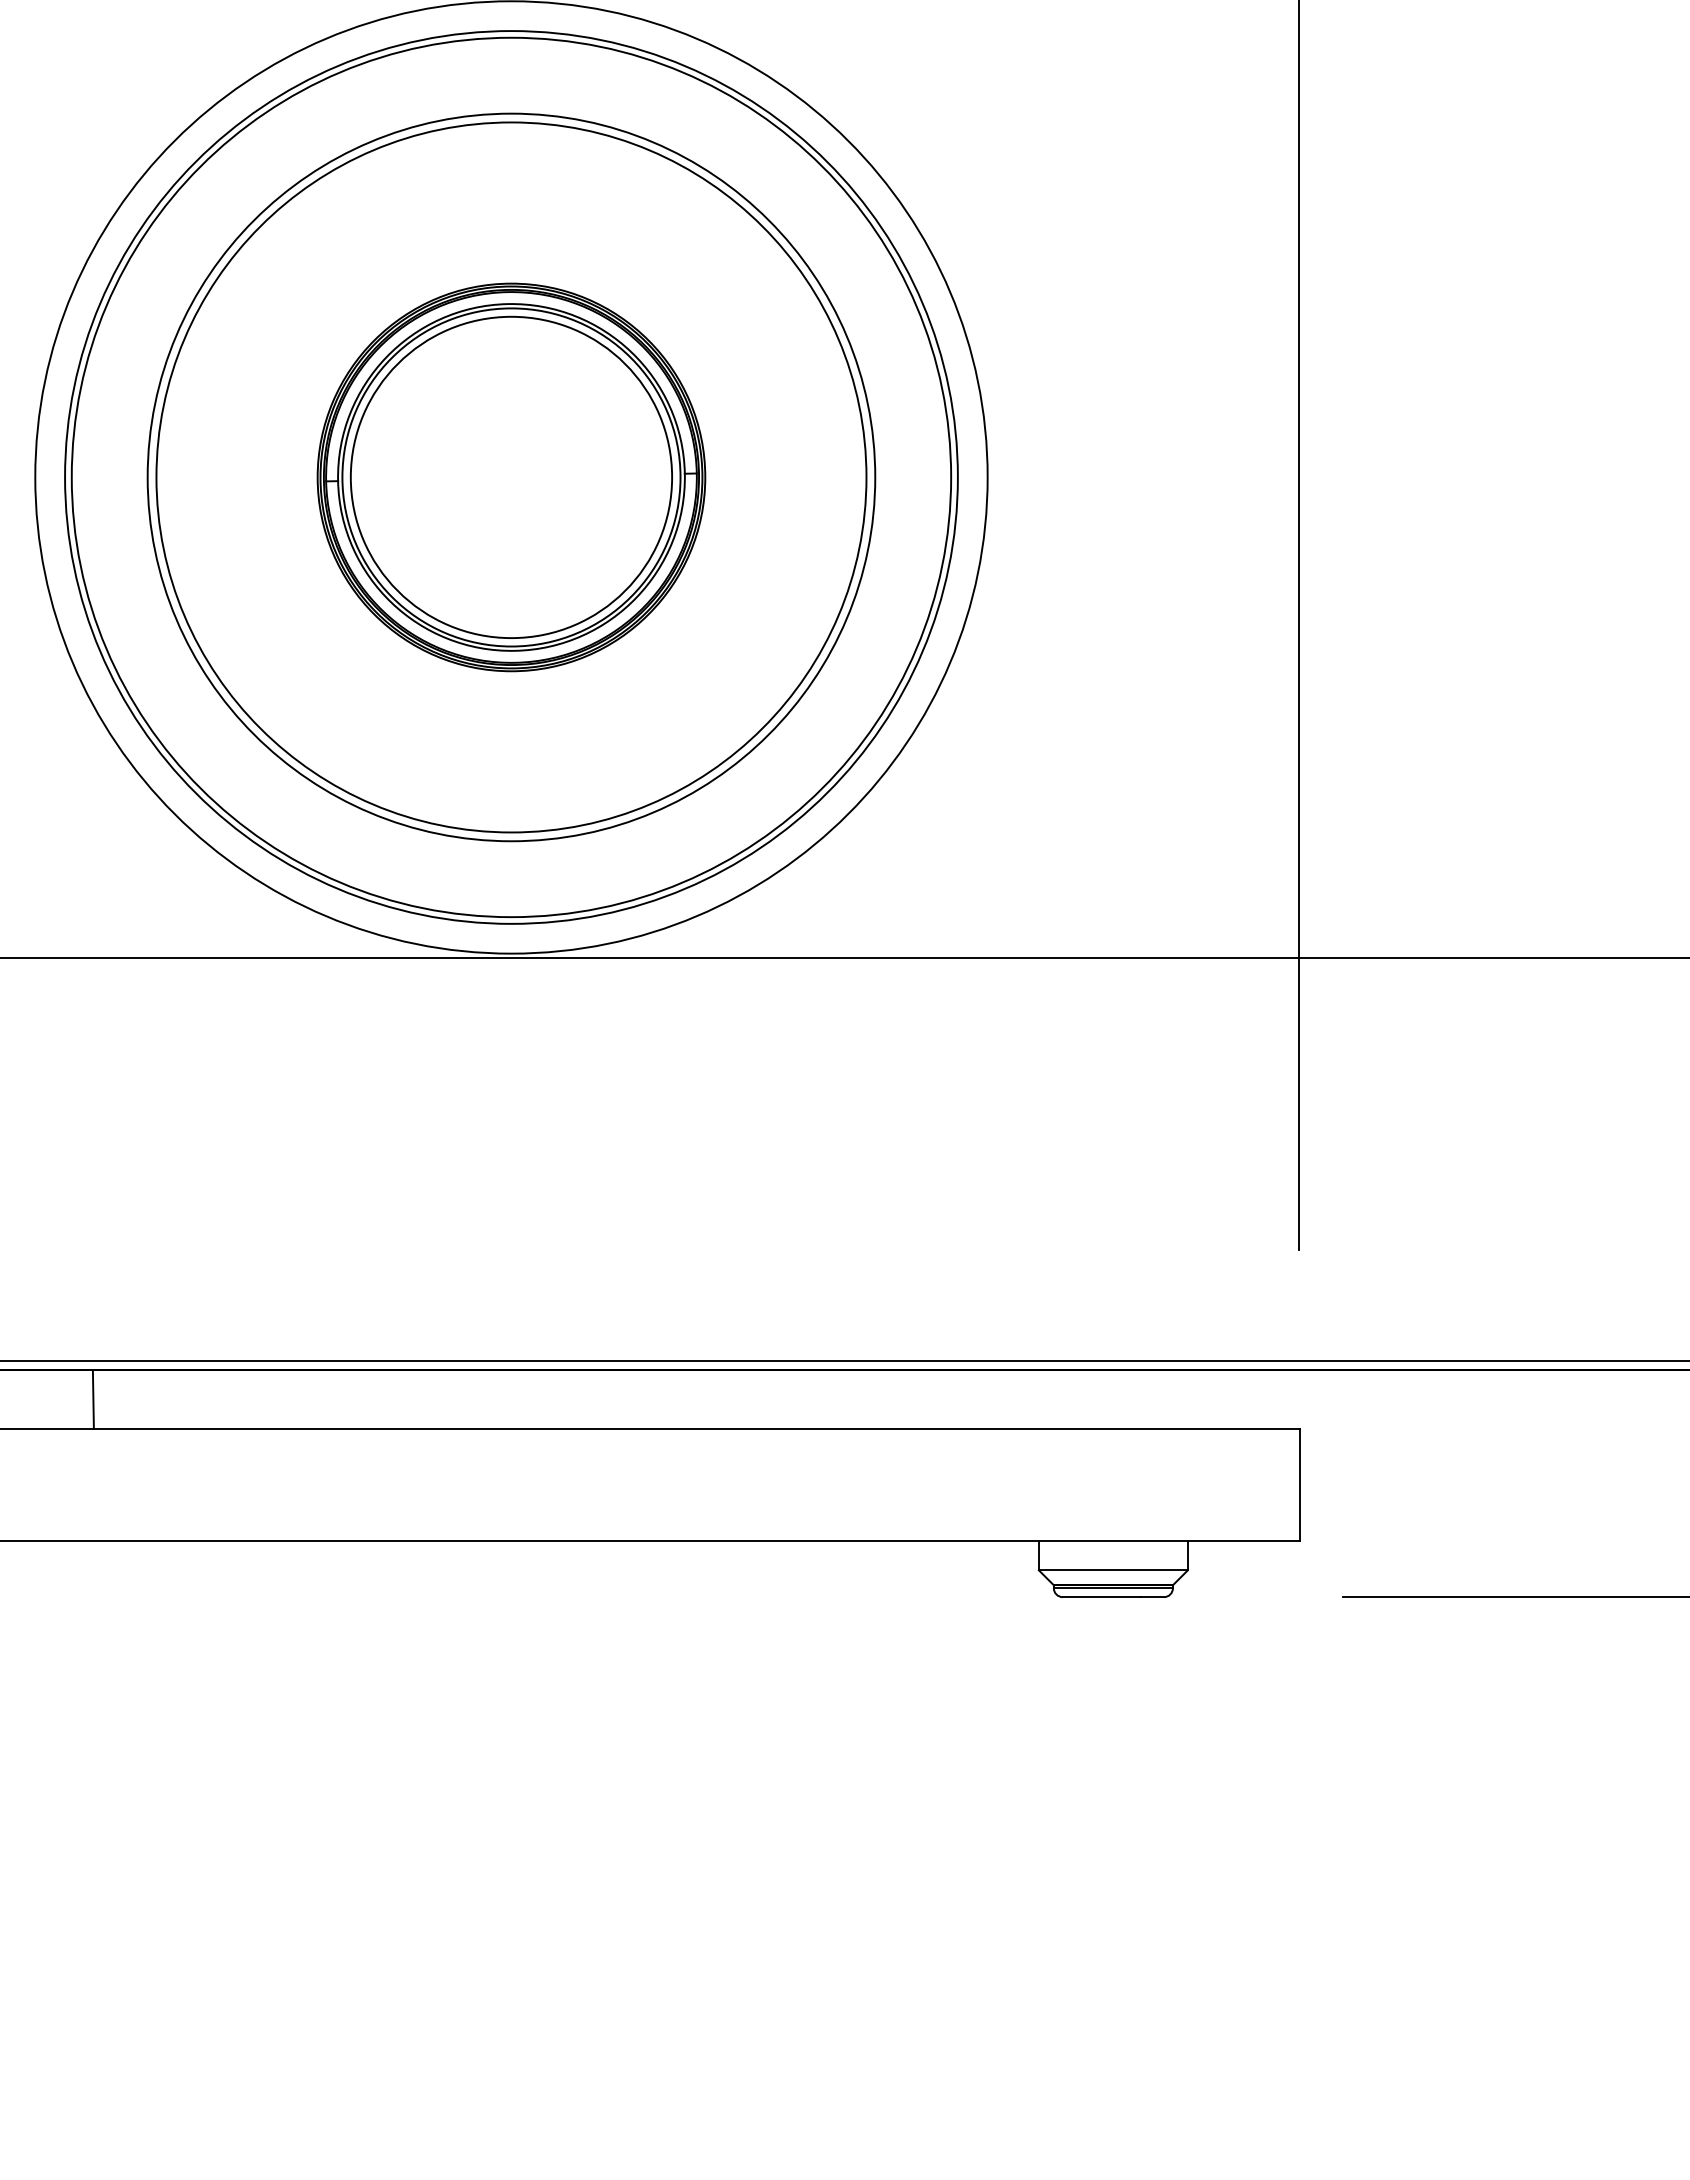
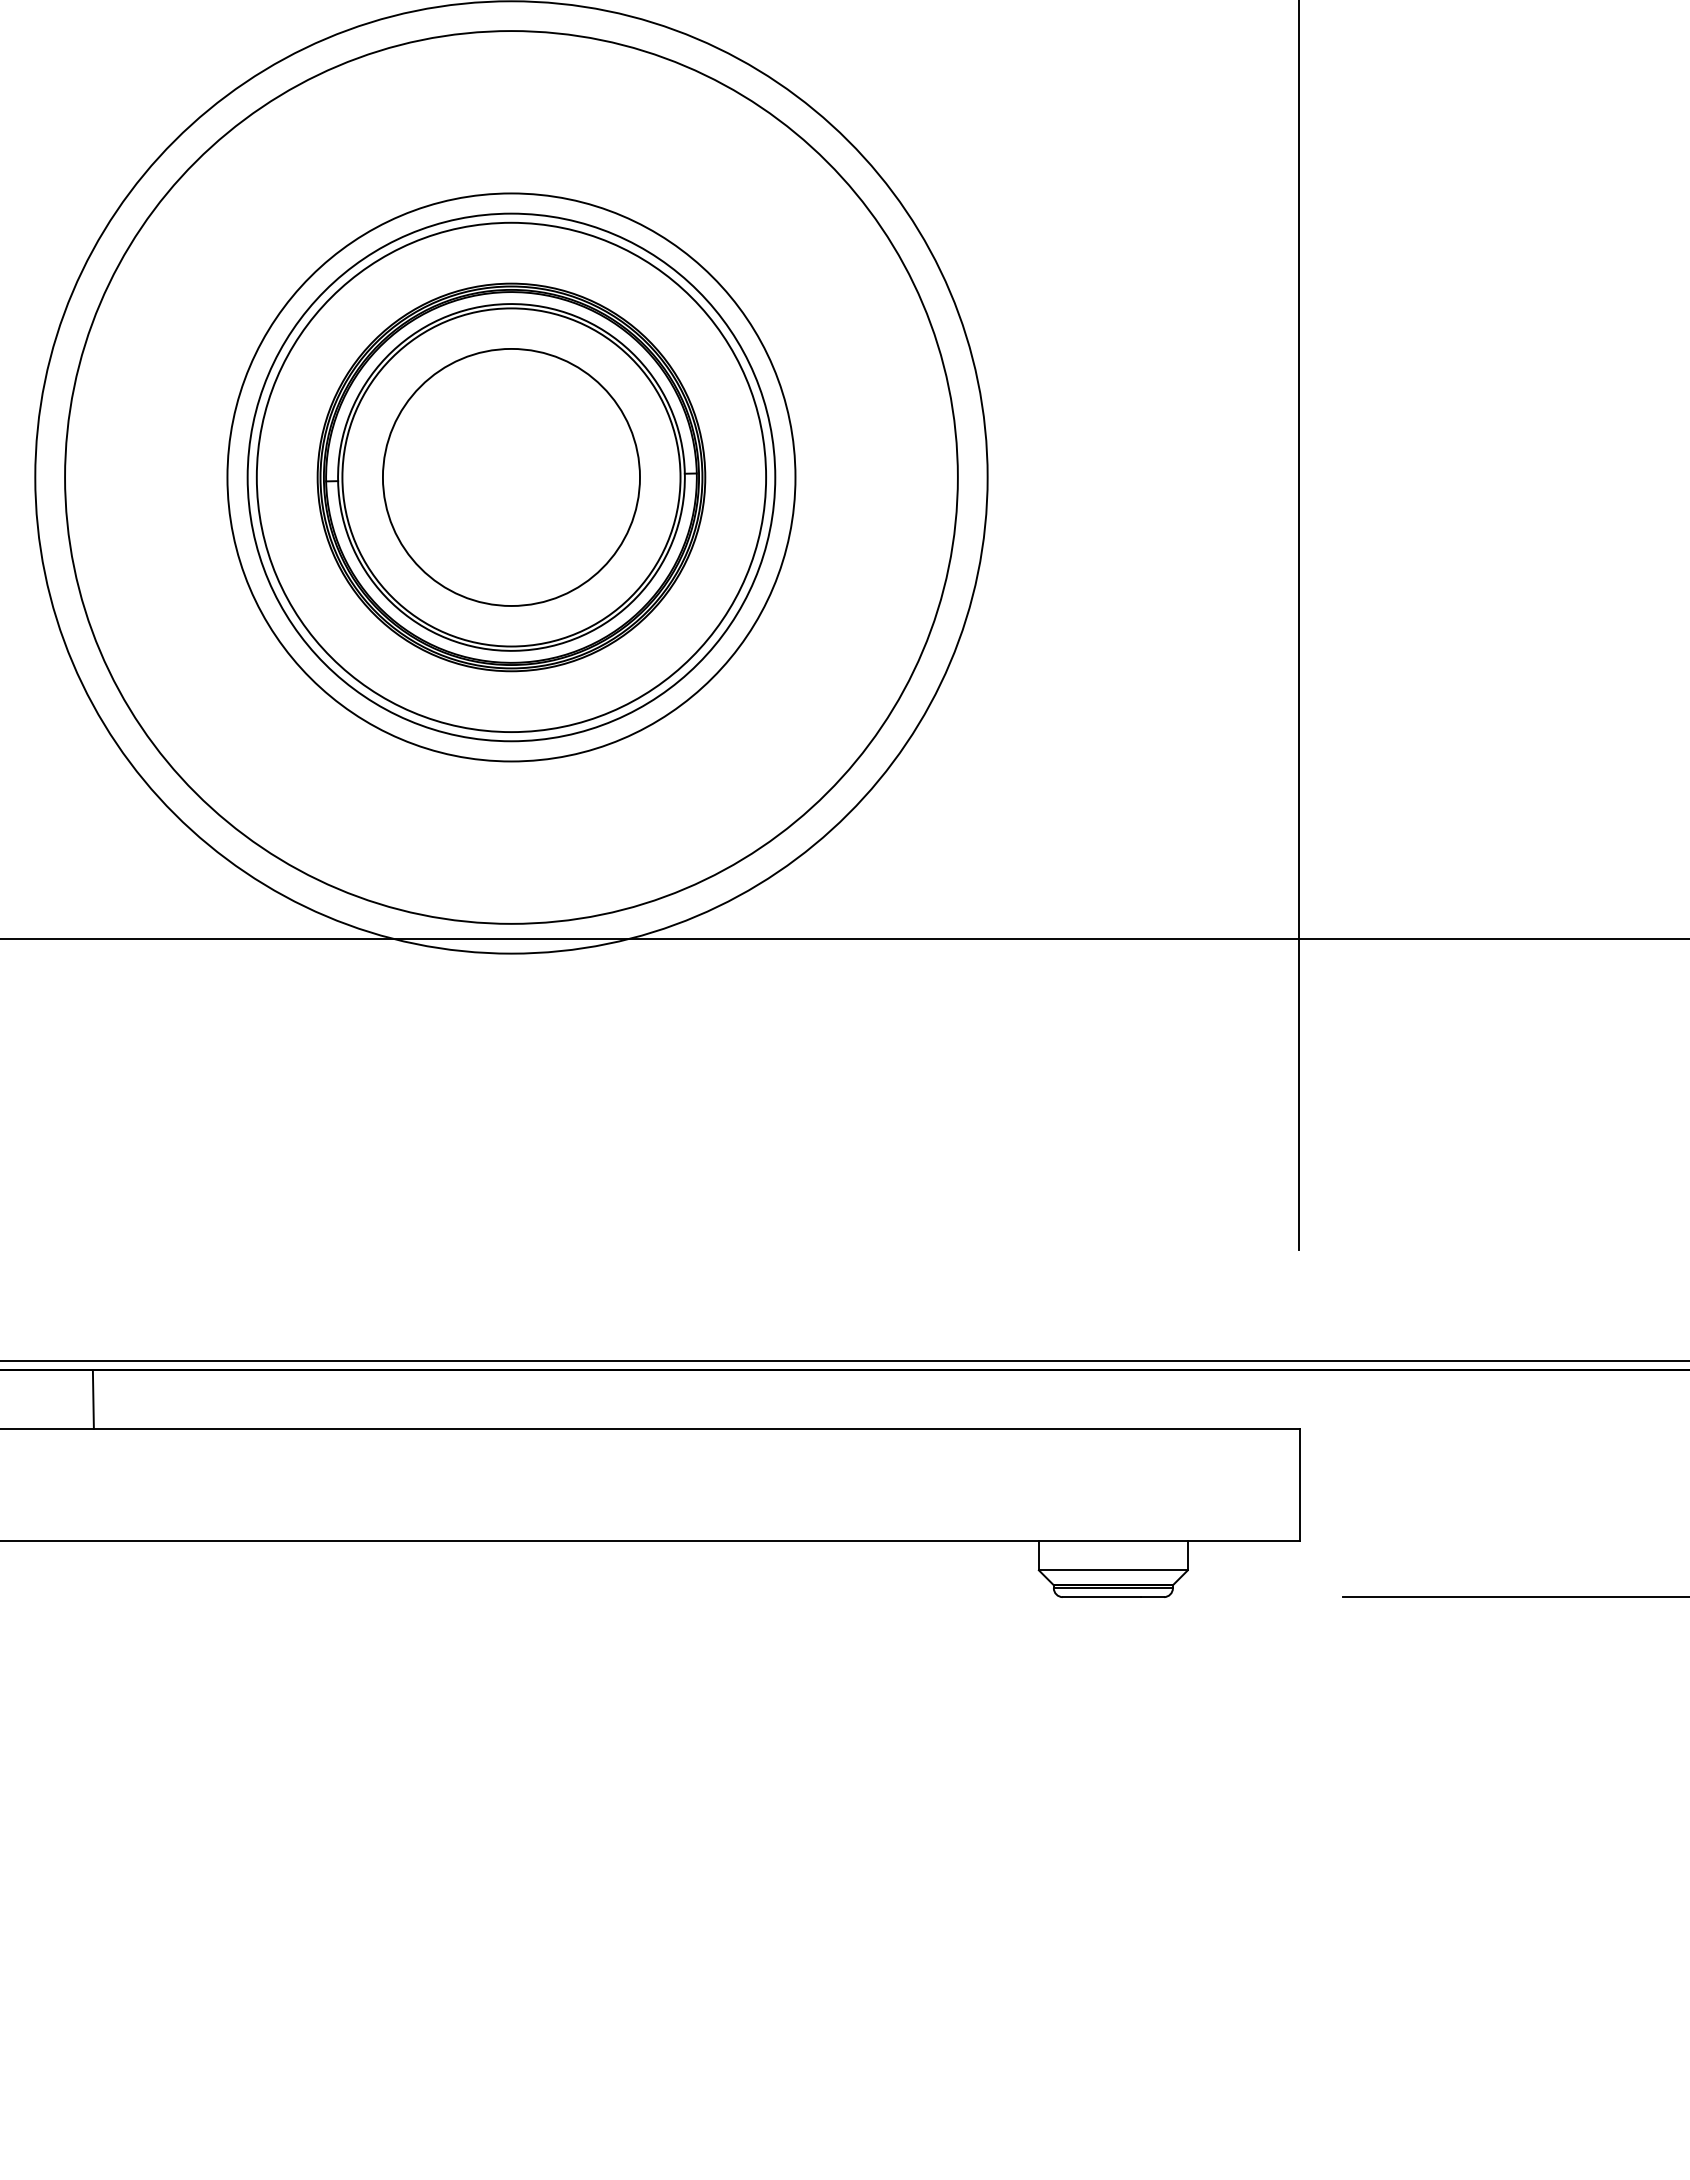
circle diameter: 321 px -> 257 px (511, 476)
circle diameter: 710 px -> 568 px (511, 477)
circle diameter: 728 px -> 509 px (511, 477)
circle diameter: 879 px -> 528 px (511, 477)
line position: (844, 958) -> (844, 939) (844, 939)
